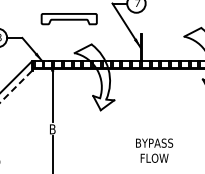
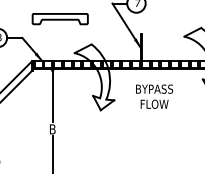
part position: (68, 19) -> (59, 19) (59, 19)
line: dashed -> solid (15, 87)
text position: (154, 150) -> (154, 96) (154, 96)
